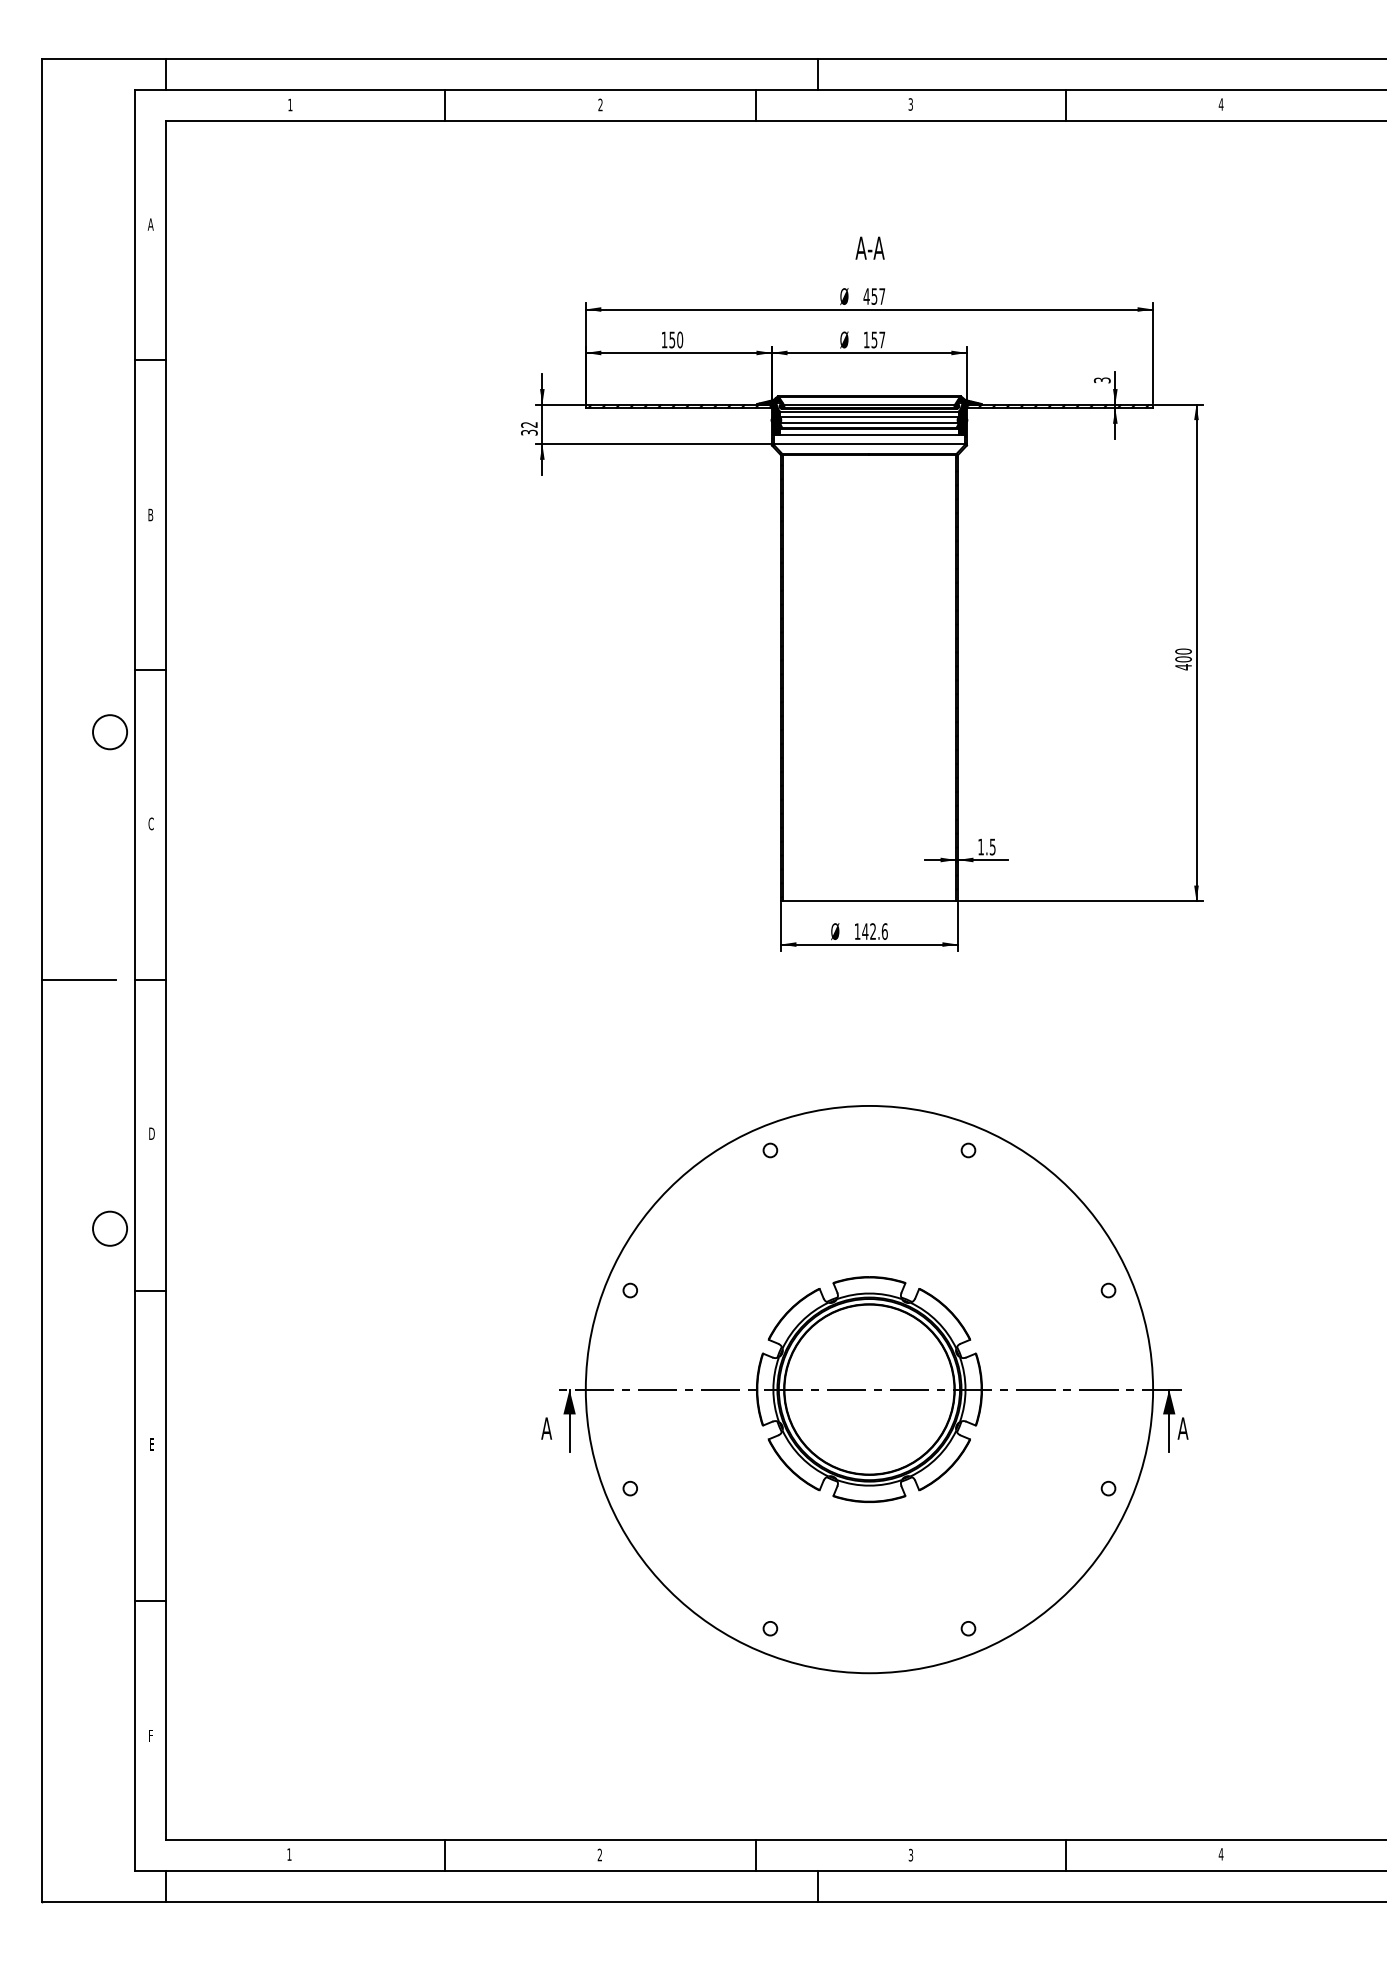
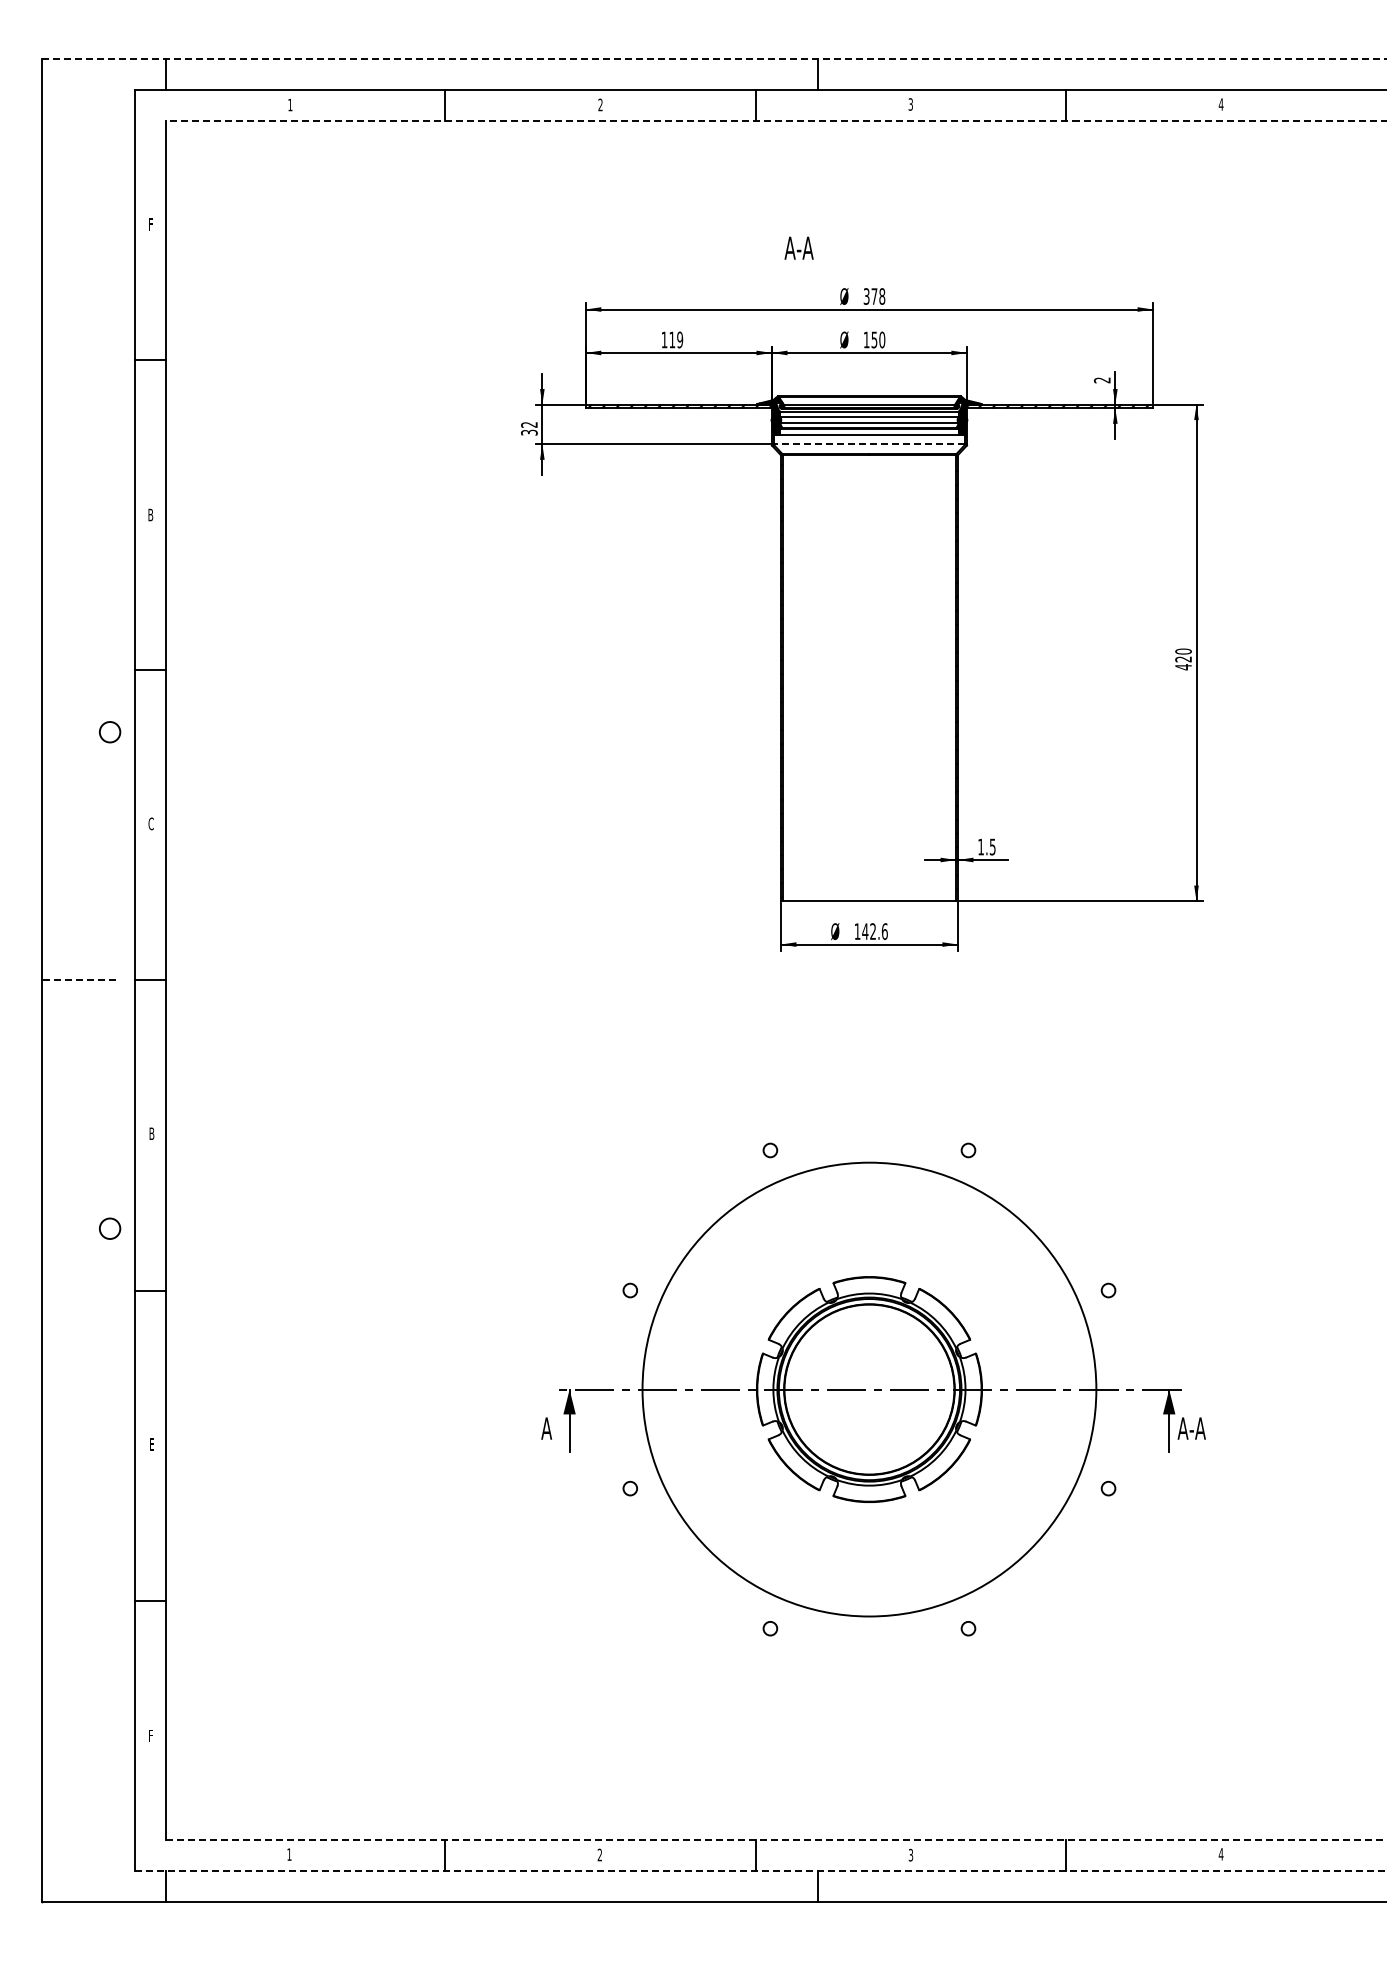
line: solid -> dashed (714, 58)
line: solid -> dashed (775, 120)
text: A -> F (150, 224)
text position: (869, 247) -> (798, 247) (798, 247)
text: 457 -> 378 (874, 296)
text: 150 -> 119 (675, 339)
text: 157 -> 150 (882, 339)
text: 3 -> 2 (1102, 380)
line: solid -> dashed (869, 444)
text: 400 -> 420 (1183, 659)
circle diameter: 34 px -> 20 px (109, 731)
line: solid -> dashed (78, 980)
text: D -> B (151, 1133)
circle diameter: 34 px -> 20 px (109, 1228)
circle diameter: 567 px -> 454 px (869, 1389)
text: A -> A-A (1197, 1428)
line: solid -> dashed (776, 1840)
line: solid -> dashed (760, 1871)
